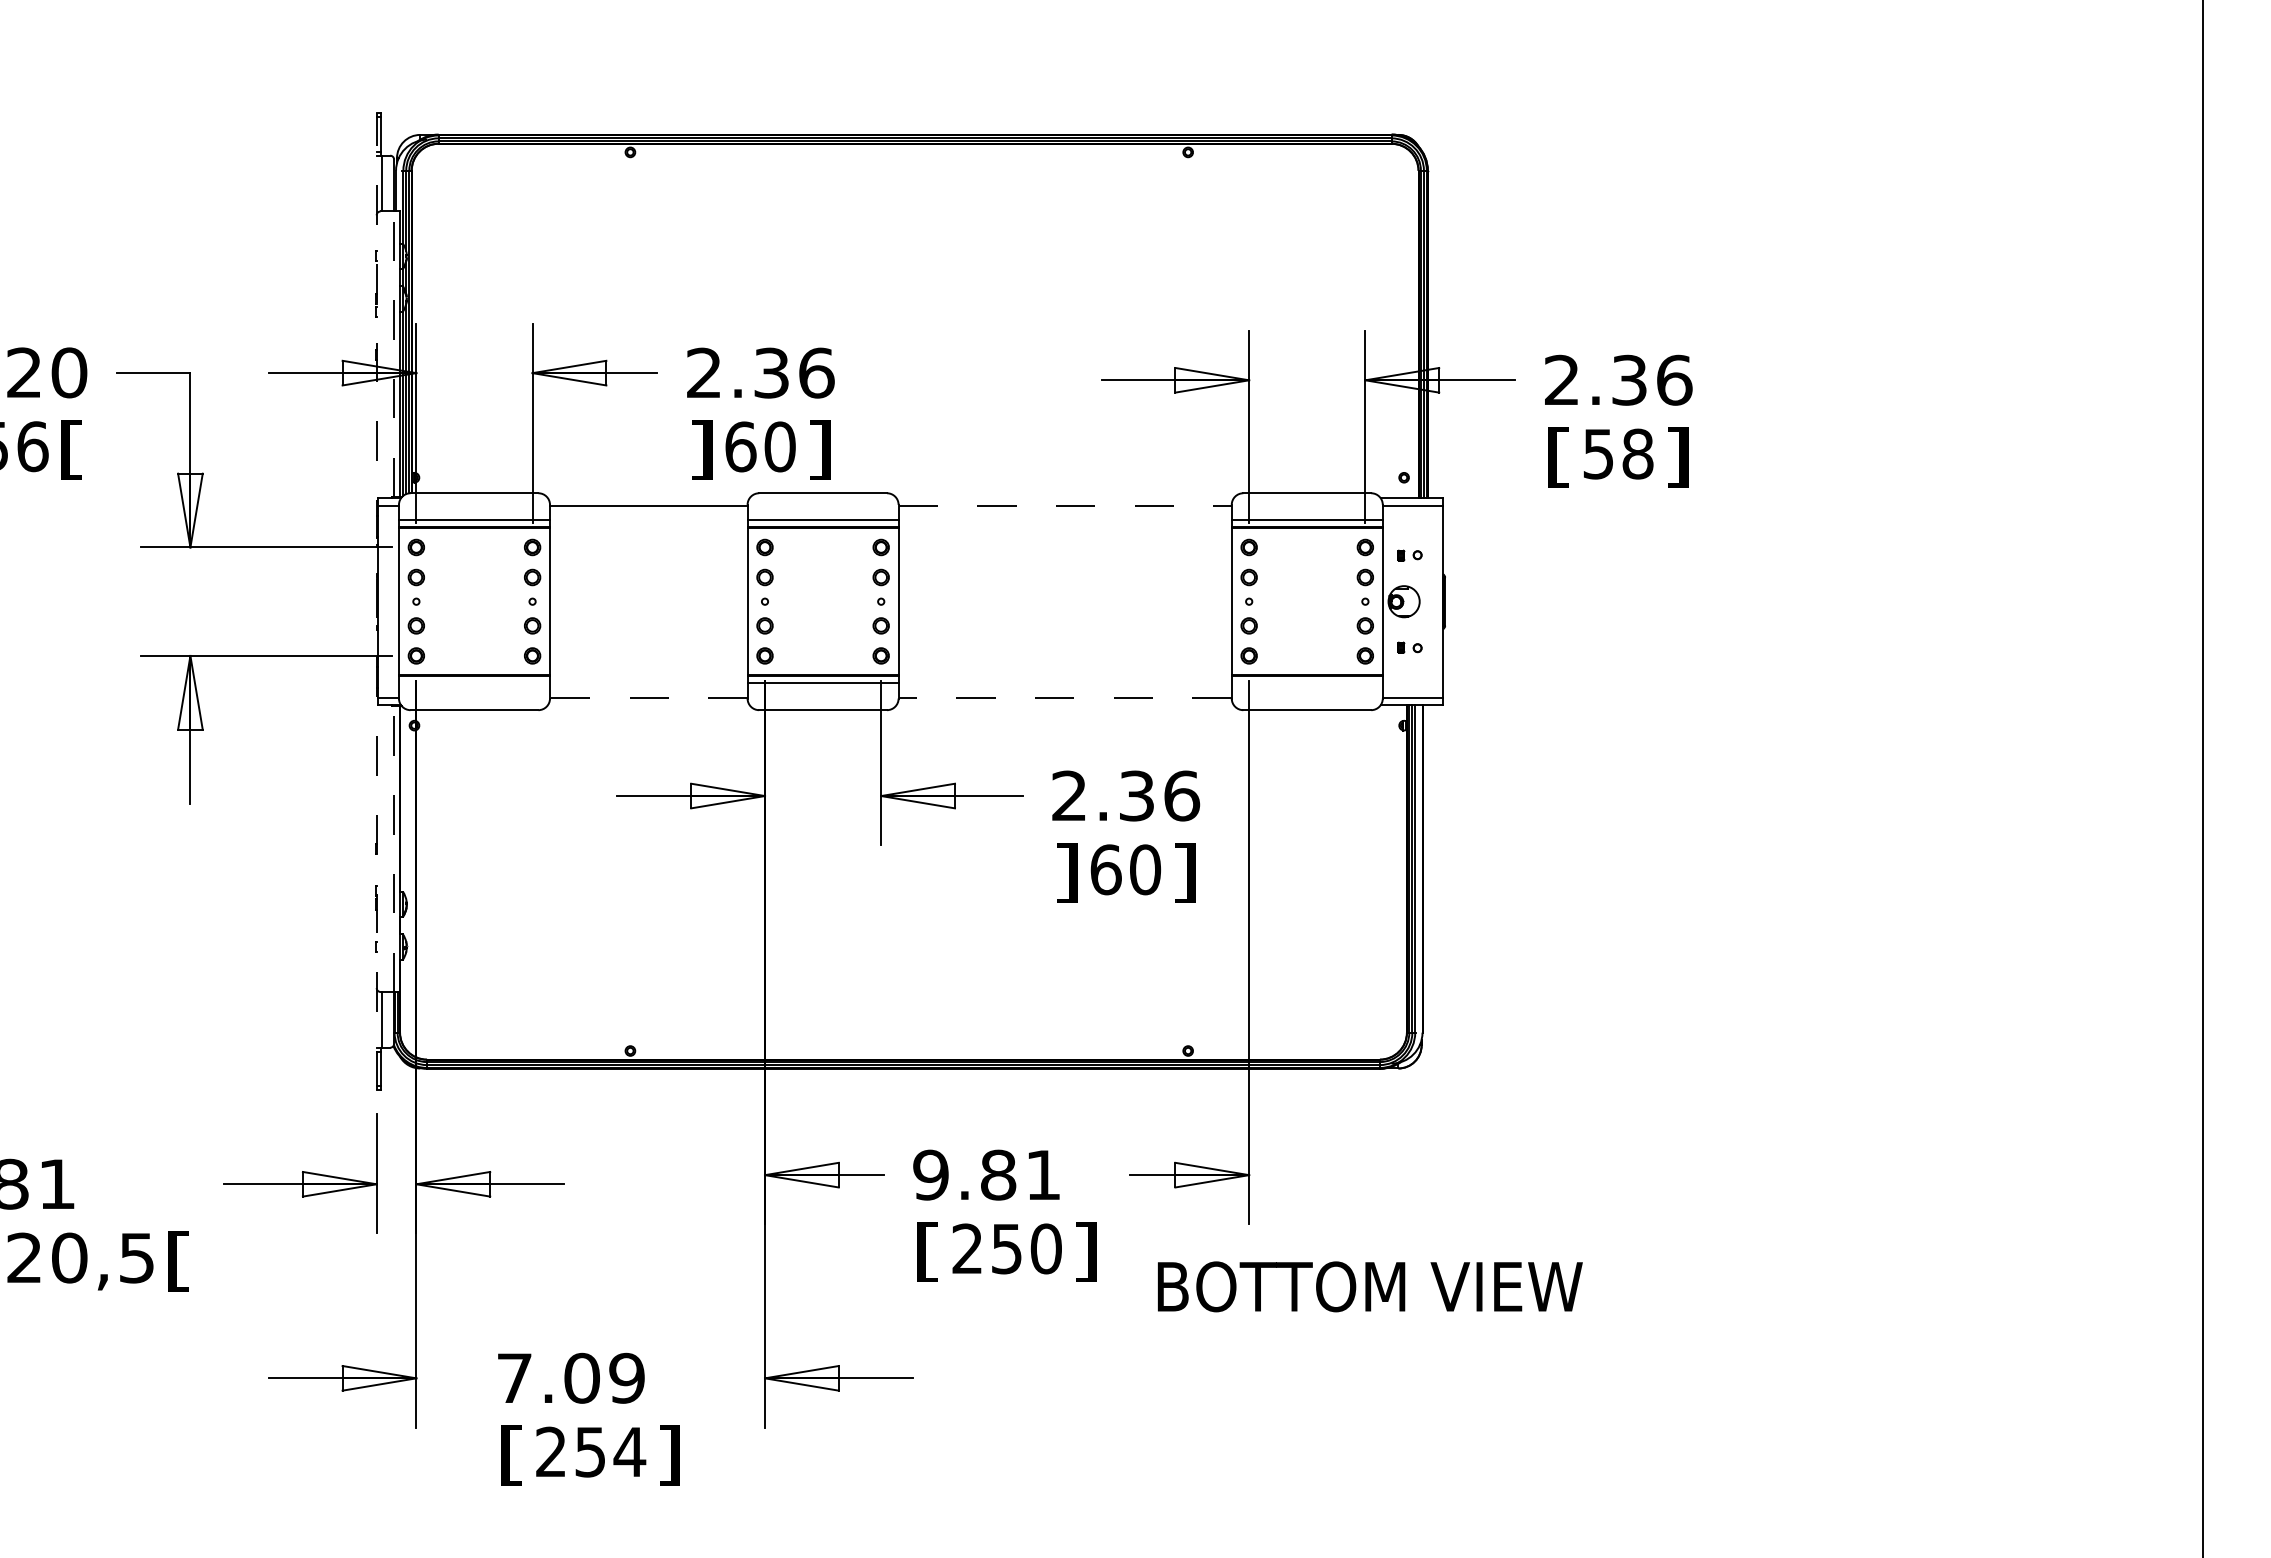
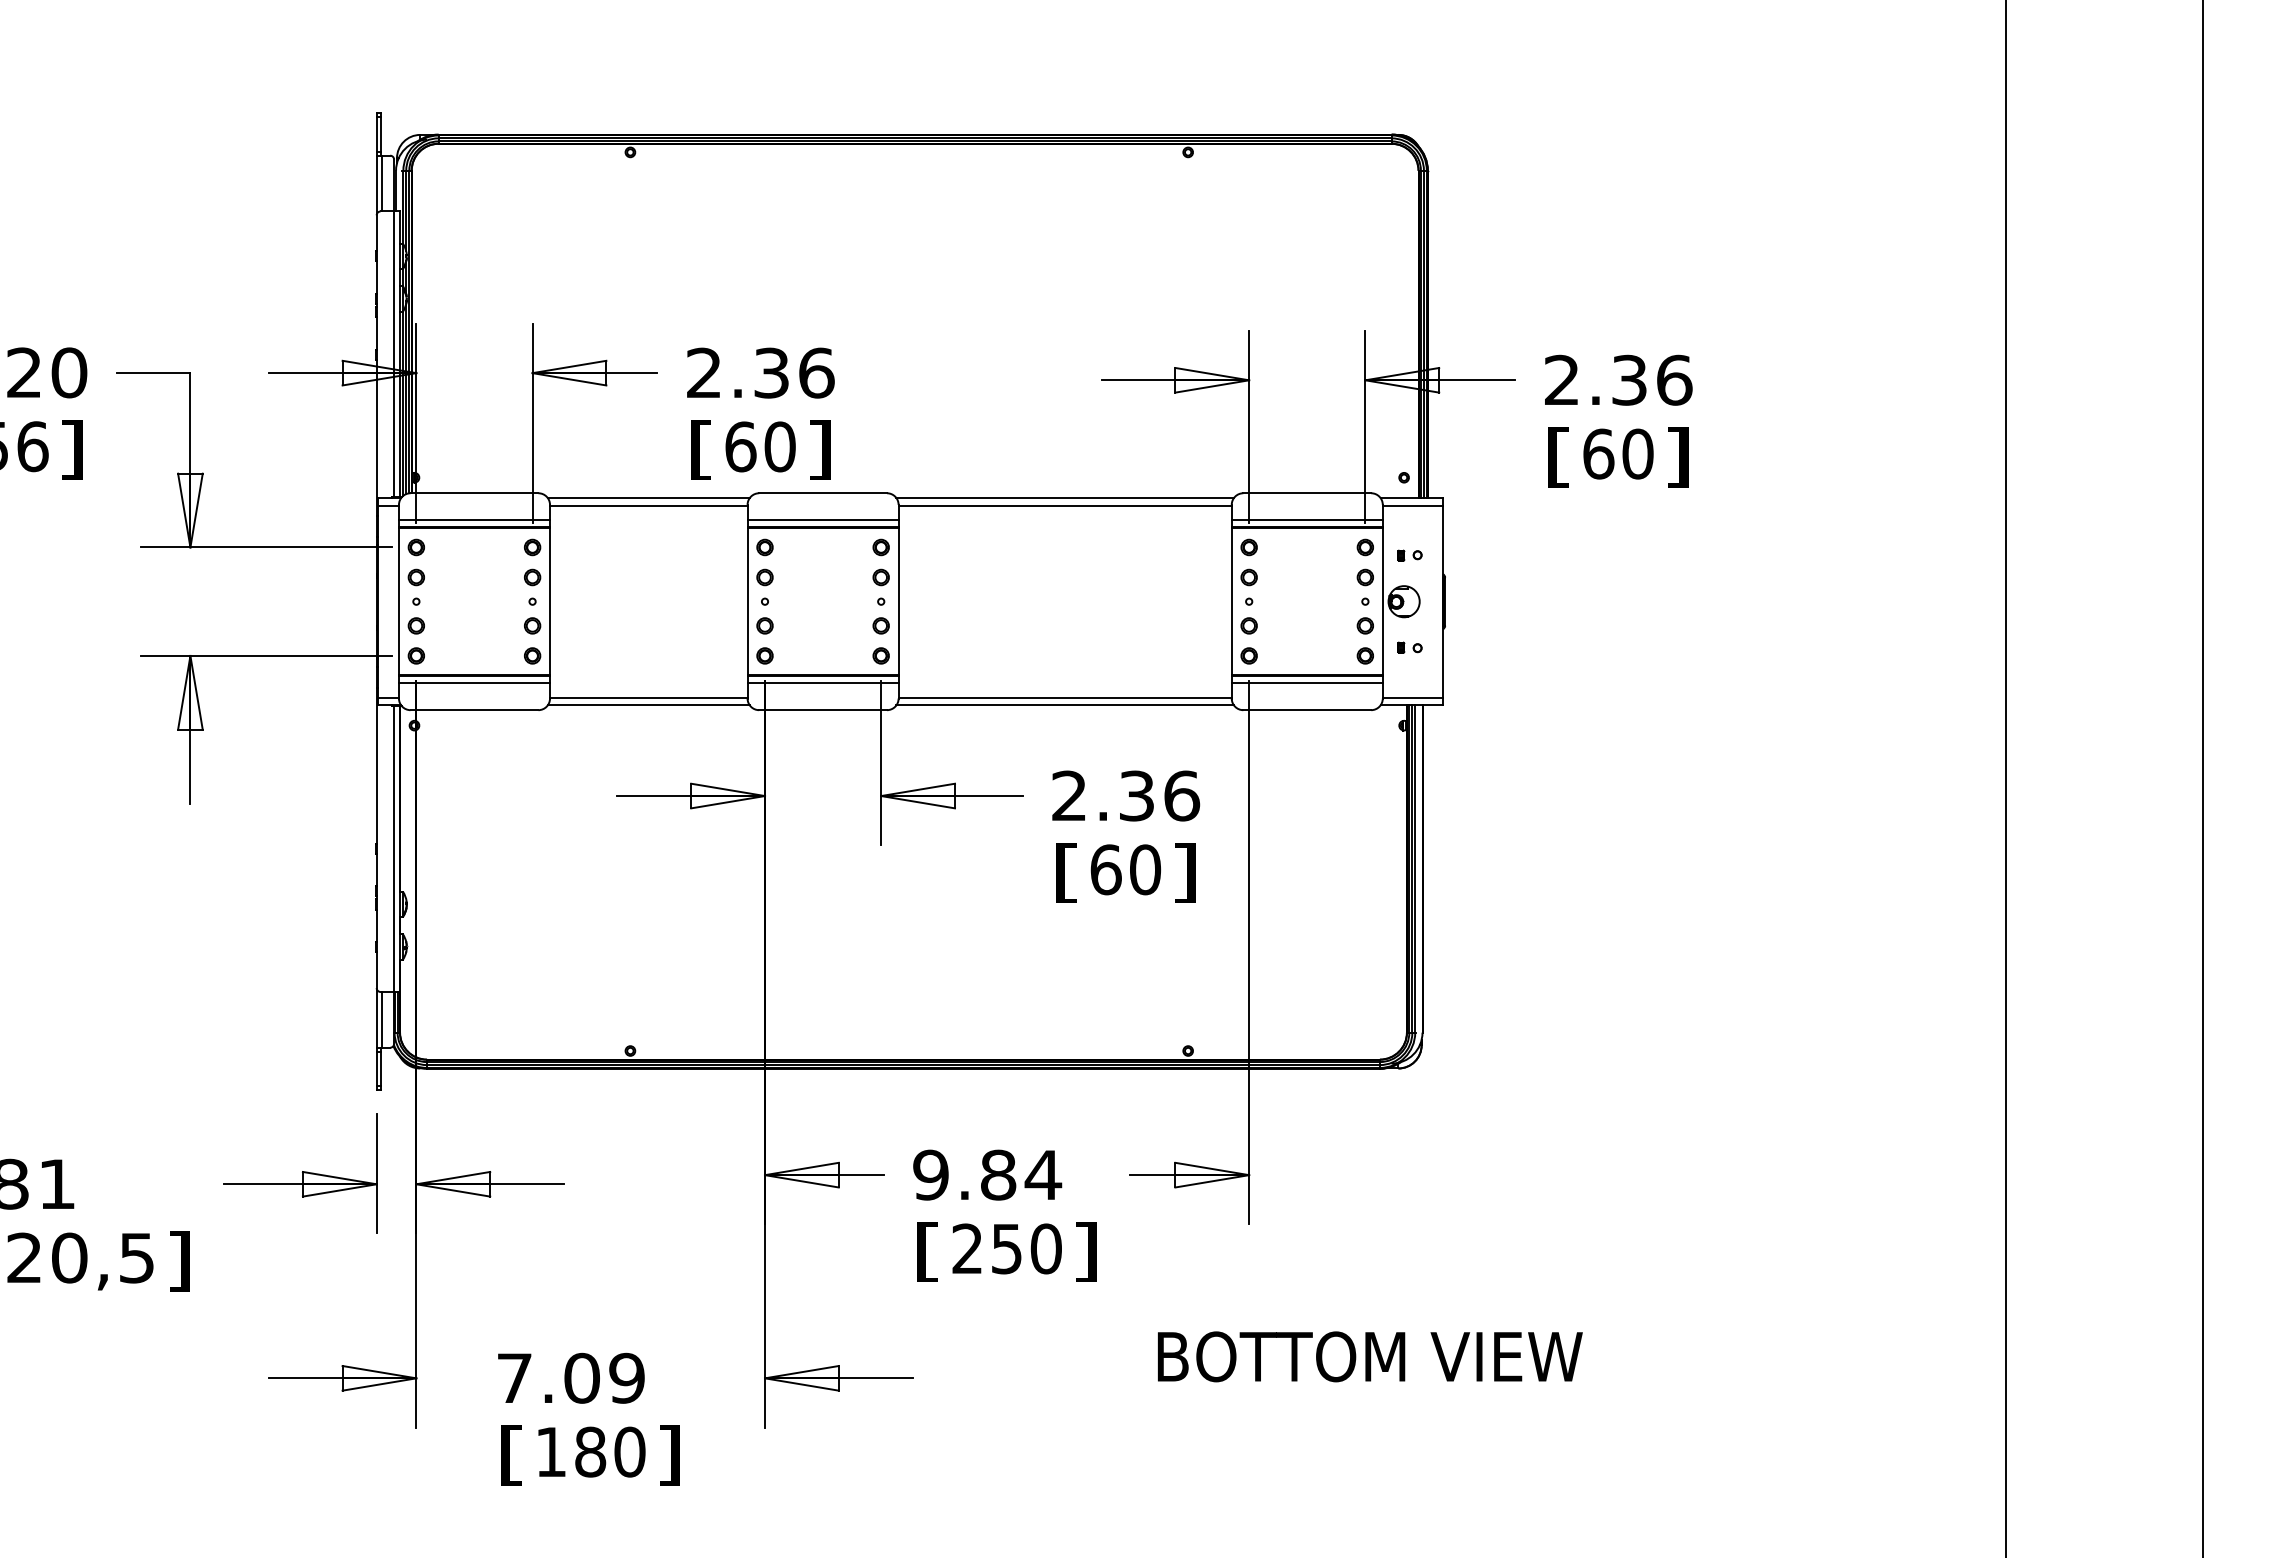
line: dashed -> solid (394, 354)
text: [ -> ] (71, 449)
text: ] -> [ (701, 449)
text: 58 -> 60 (1618, 453)
line: none -> present (648, 498)
line: none -> present (1064, 498)
line: dashed -> solid (1065, 505)
line: dashed -> solid (376, 601)
line: none -> present (474, 682)
line: none -> present (1306, 682)
line: dashed -> solid (648, 697)
line: dashed -> solid (1065, 697)
line: none -> present (648, 705)
line: none -> present (1064, 705)
line: none -> present (2006, 778)
line: dashed -> solid (394, 849)
text: ] -> [ (1066, 872)
text: 9.81 -> 9.84 (1043, 1174)
text: [ -> ] (178, 1261)
text position: (1370, 1286) -> (1370, 1356) (1370, 1356)
text: 254 -> 180 (591, 1451)
